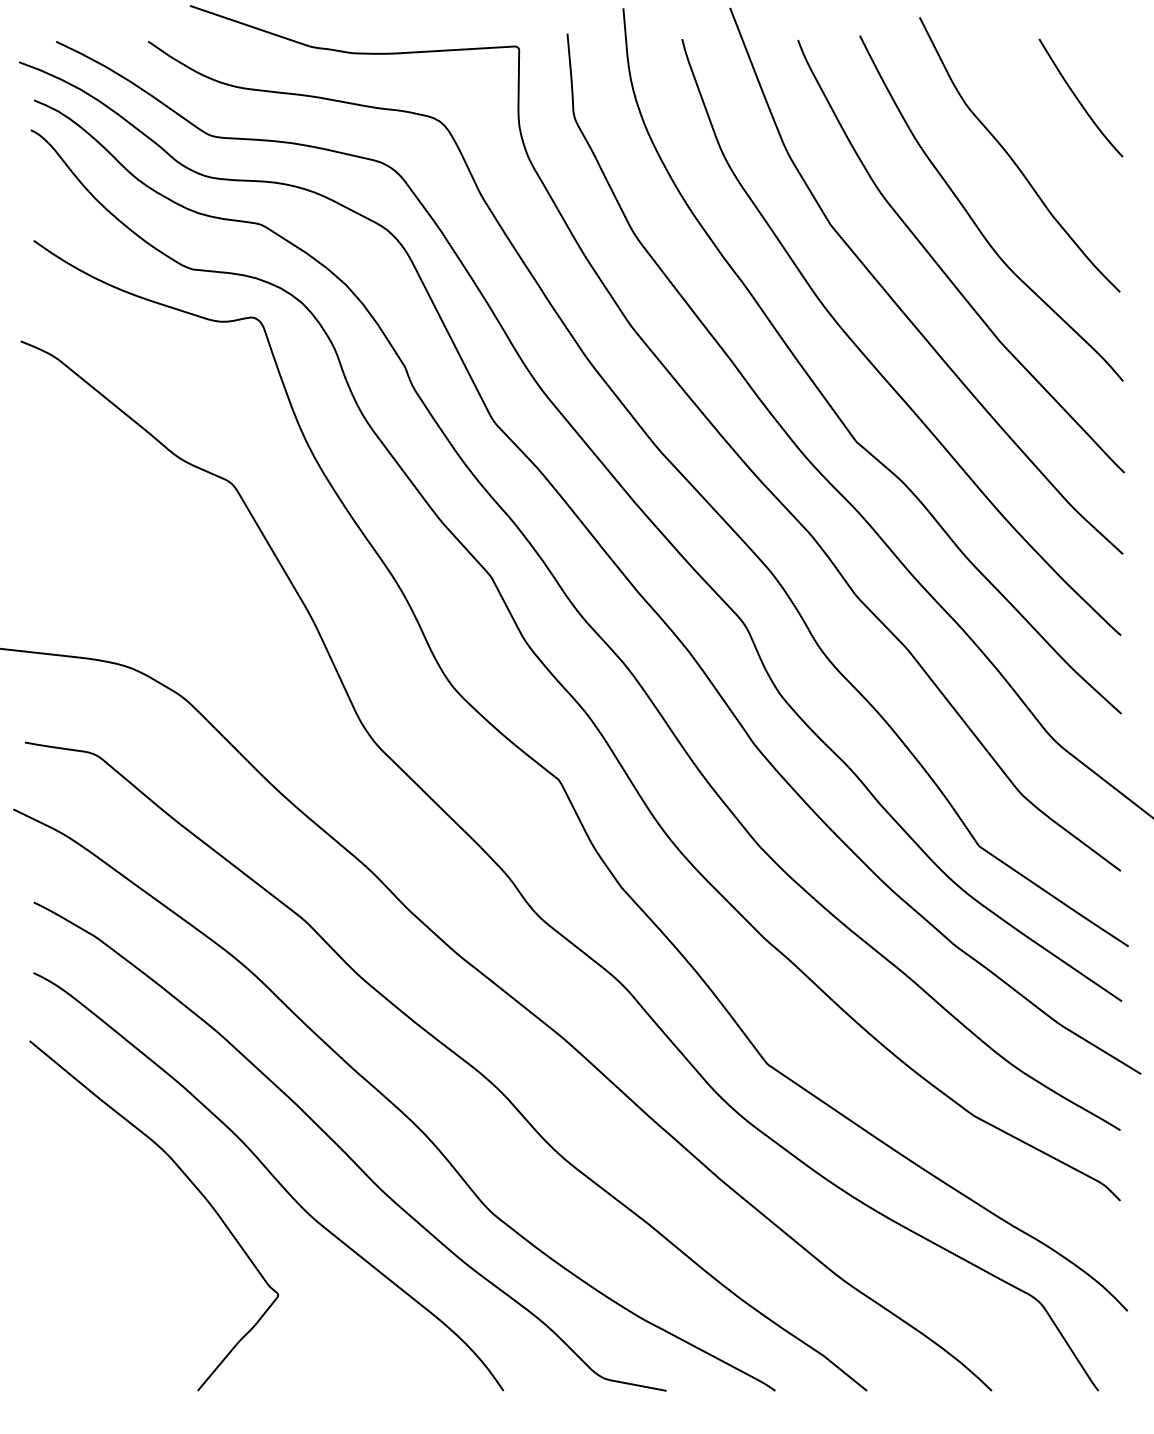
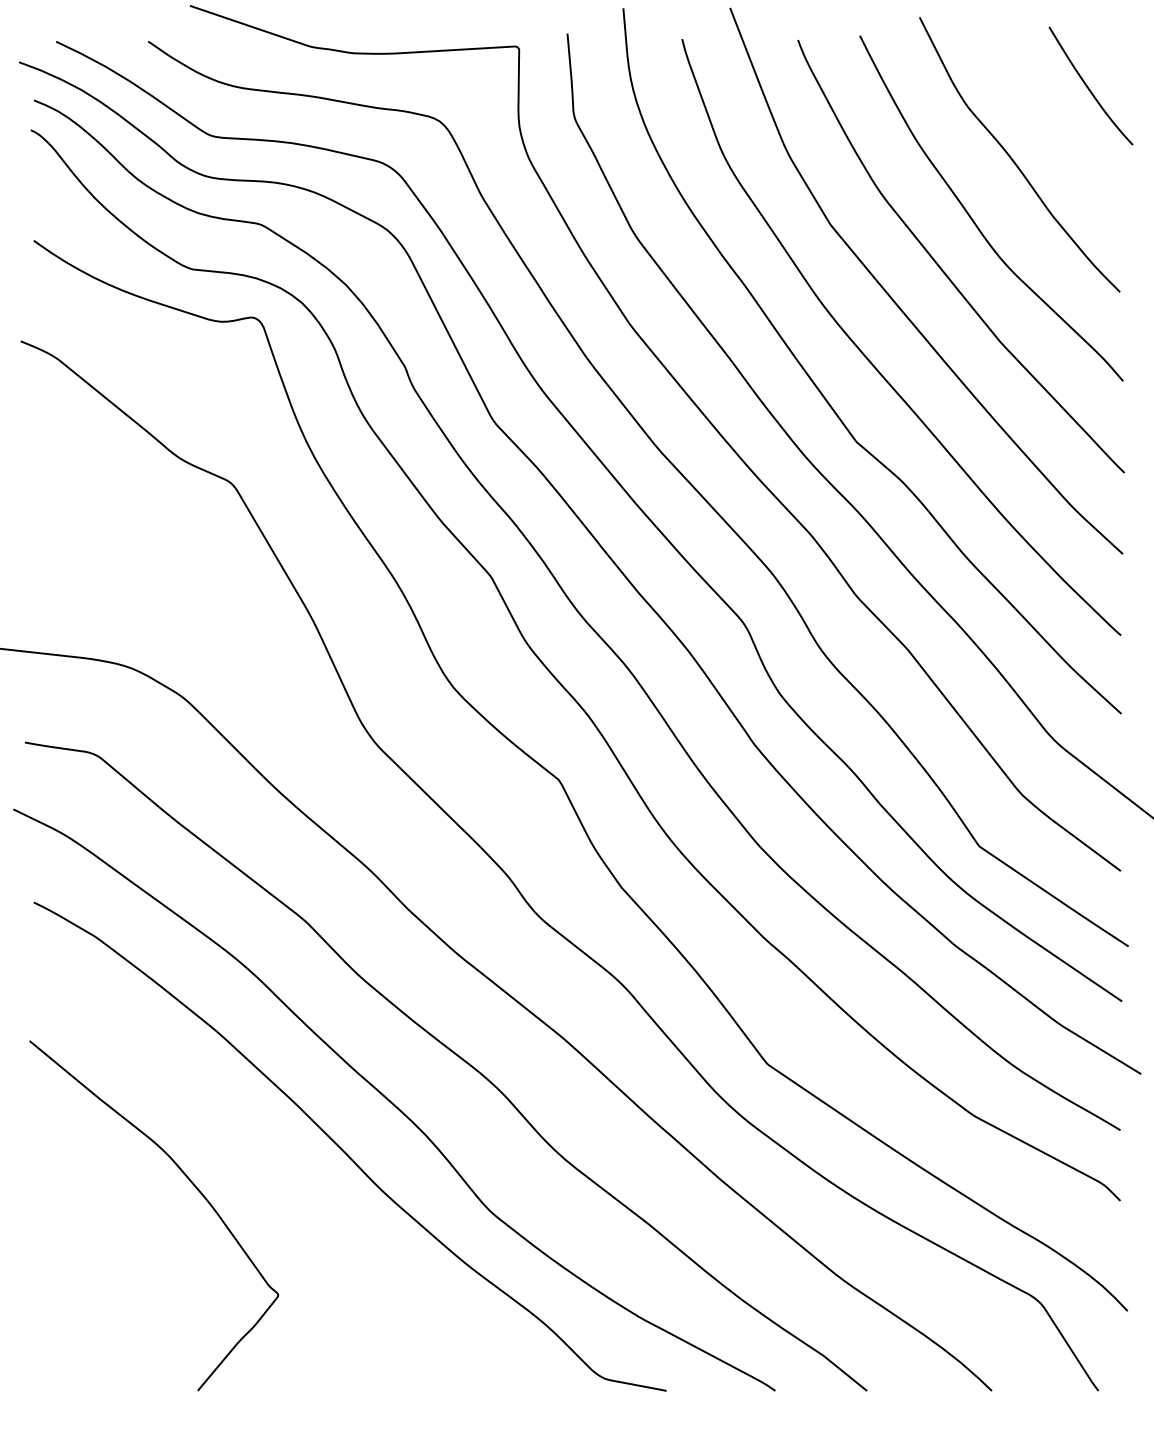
curve position: (1078, 98) -> (1088, 86) (1088, 86)
curve: present -> none (274, 1179)
